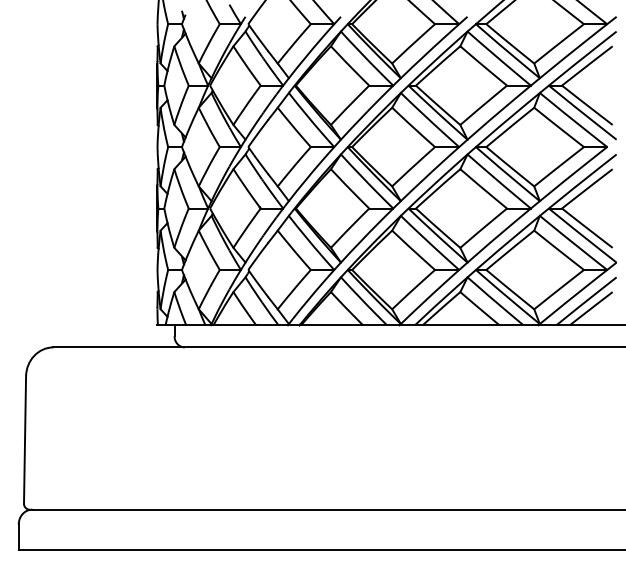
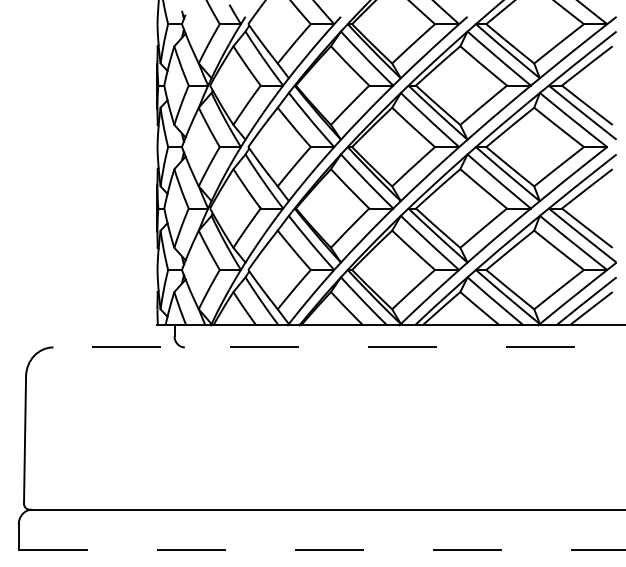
line: solid -> dashed (339, 347)
line: solid -> dashed (322, 550)
